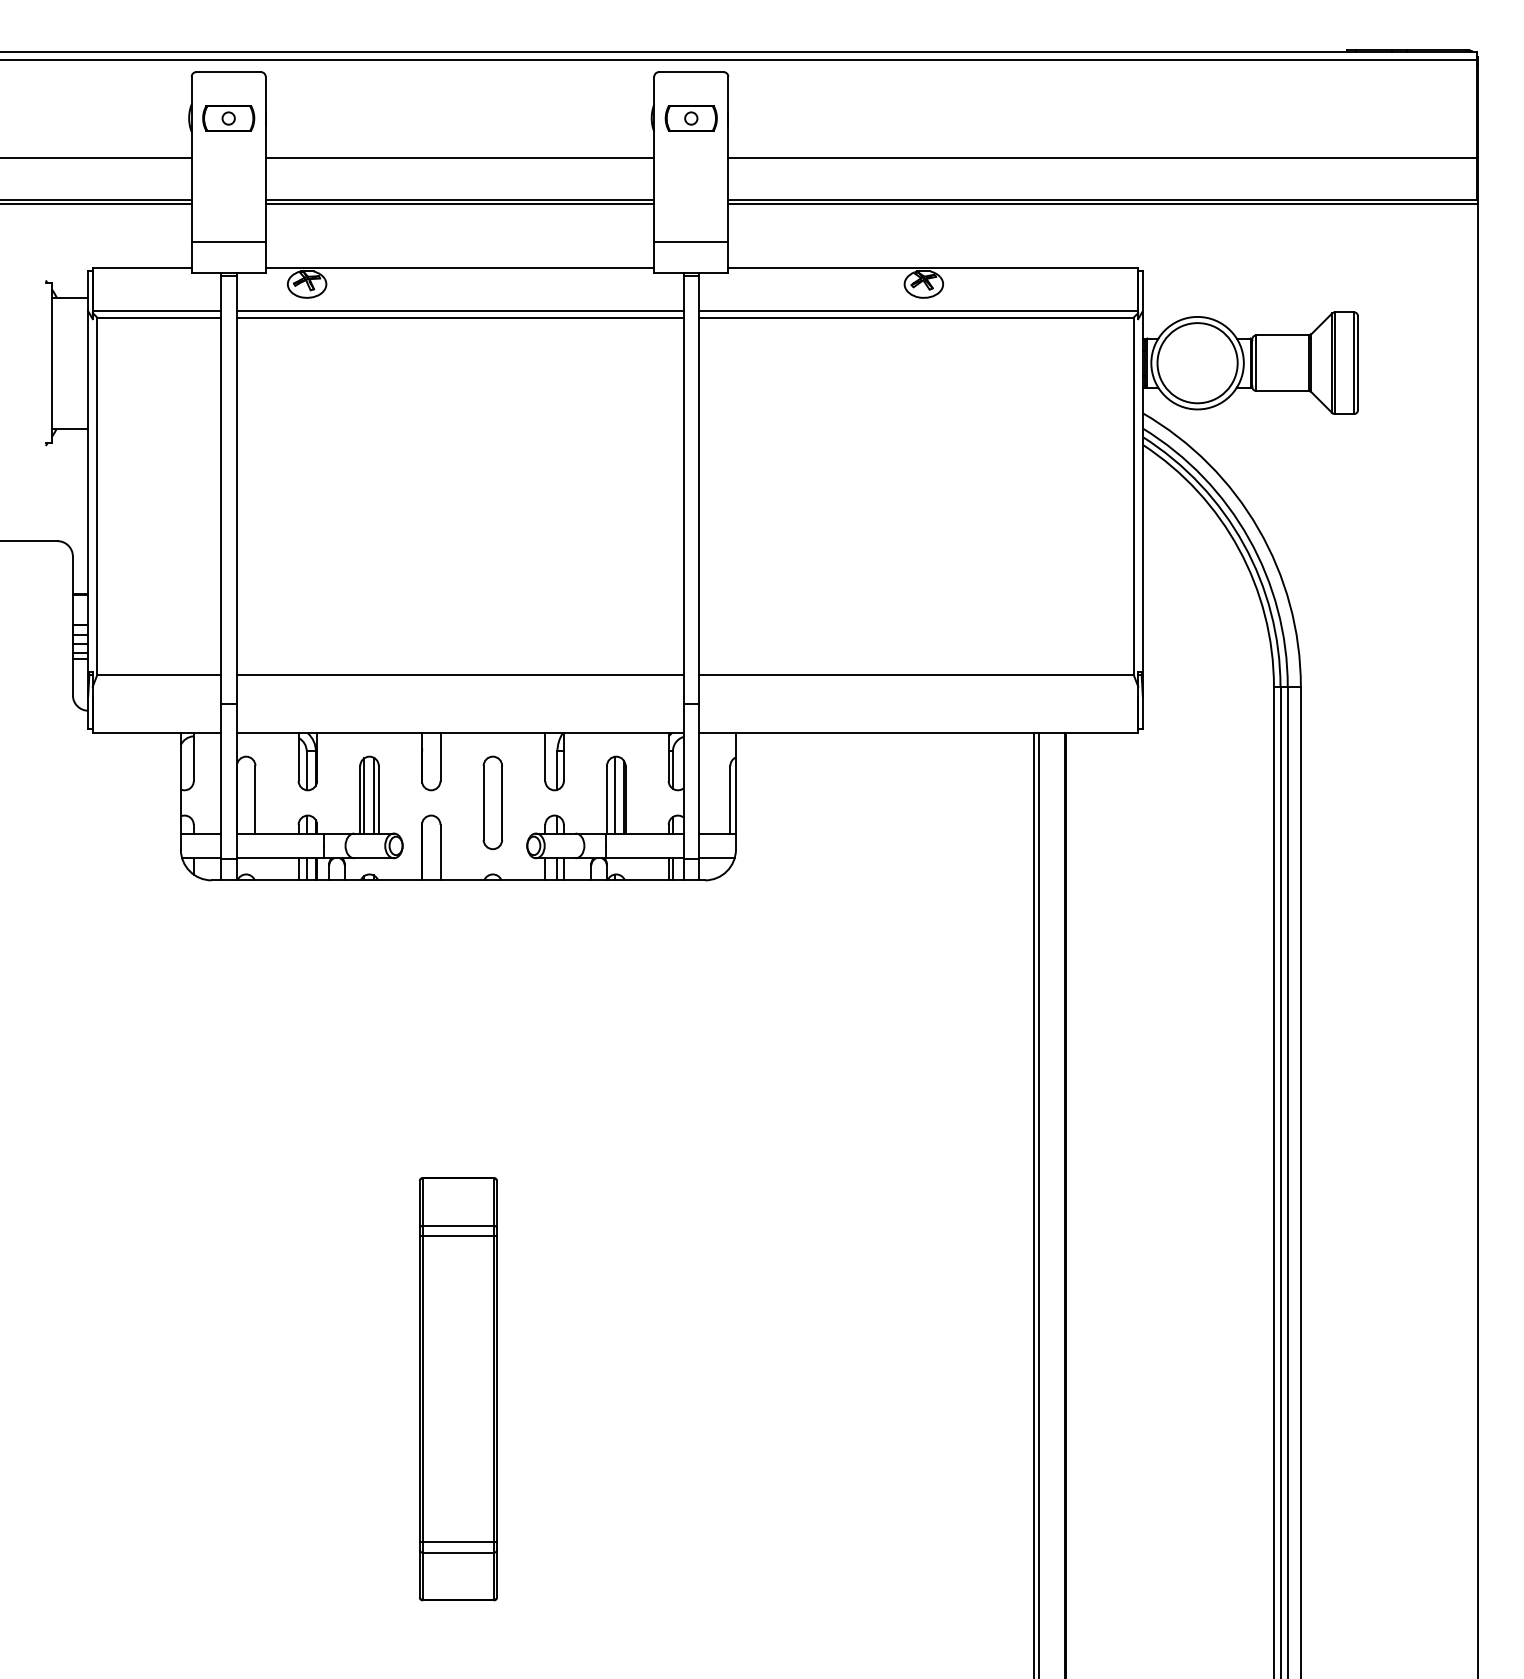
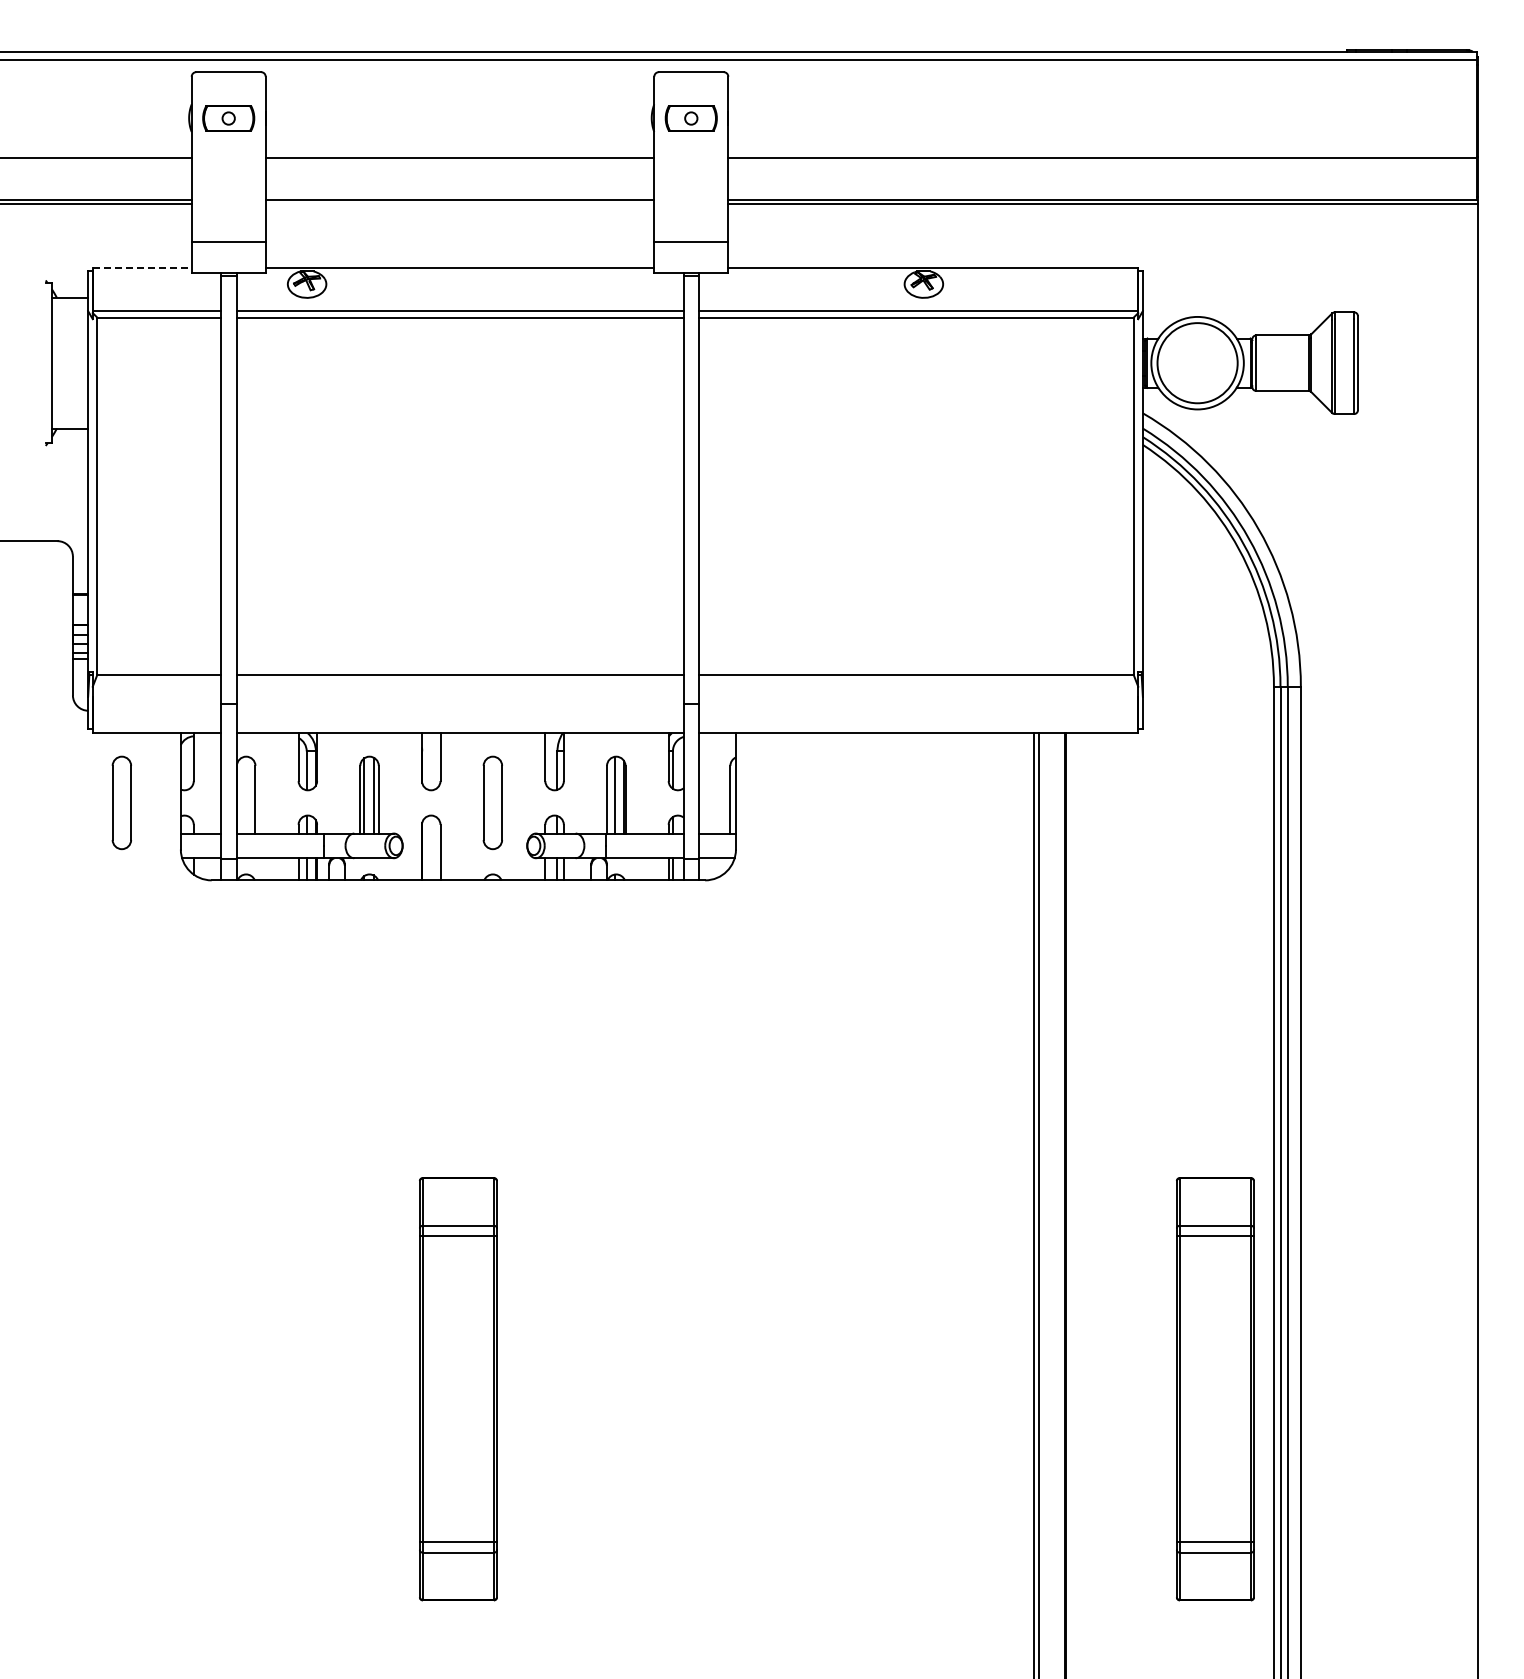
line: present -> none (459, 204)
line: solid -> dashed (142, 267)
part: none -> present (121, 802)
part: none -> present (1215, 1389)
